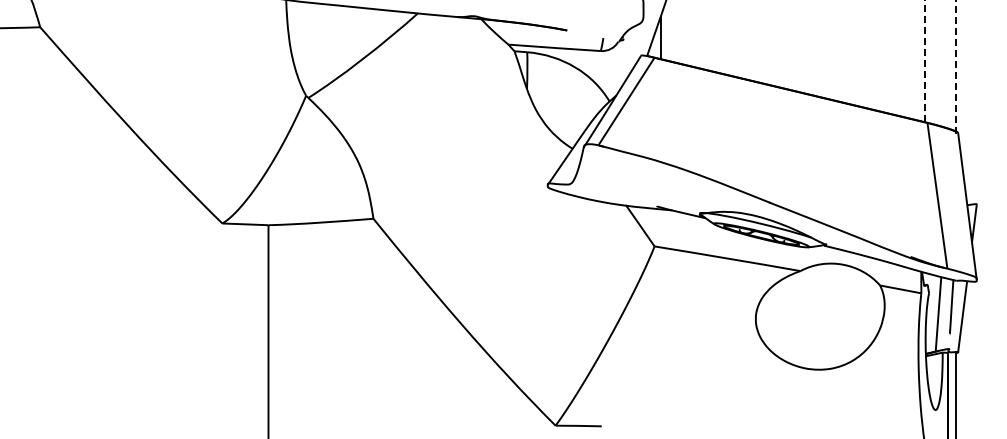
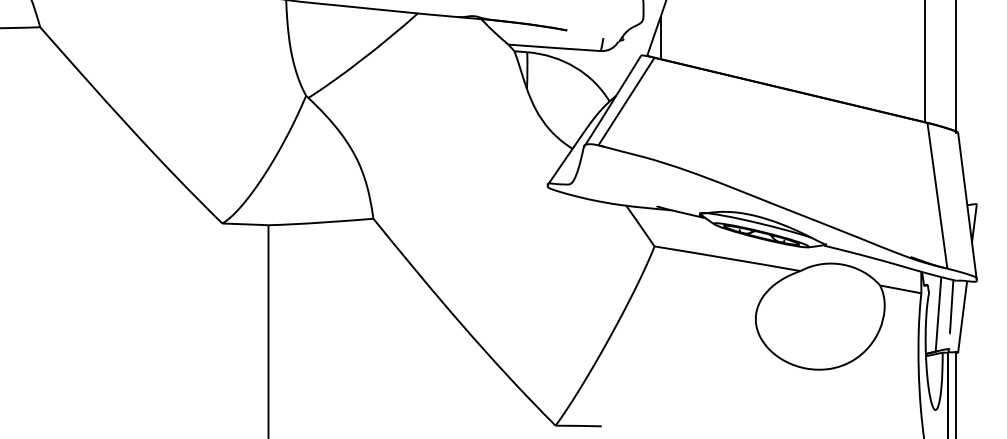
line: dashed -> solid (924, 61)
line: dashed -> solid (955, 66)
